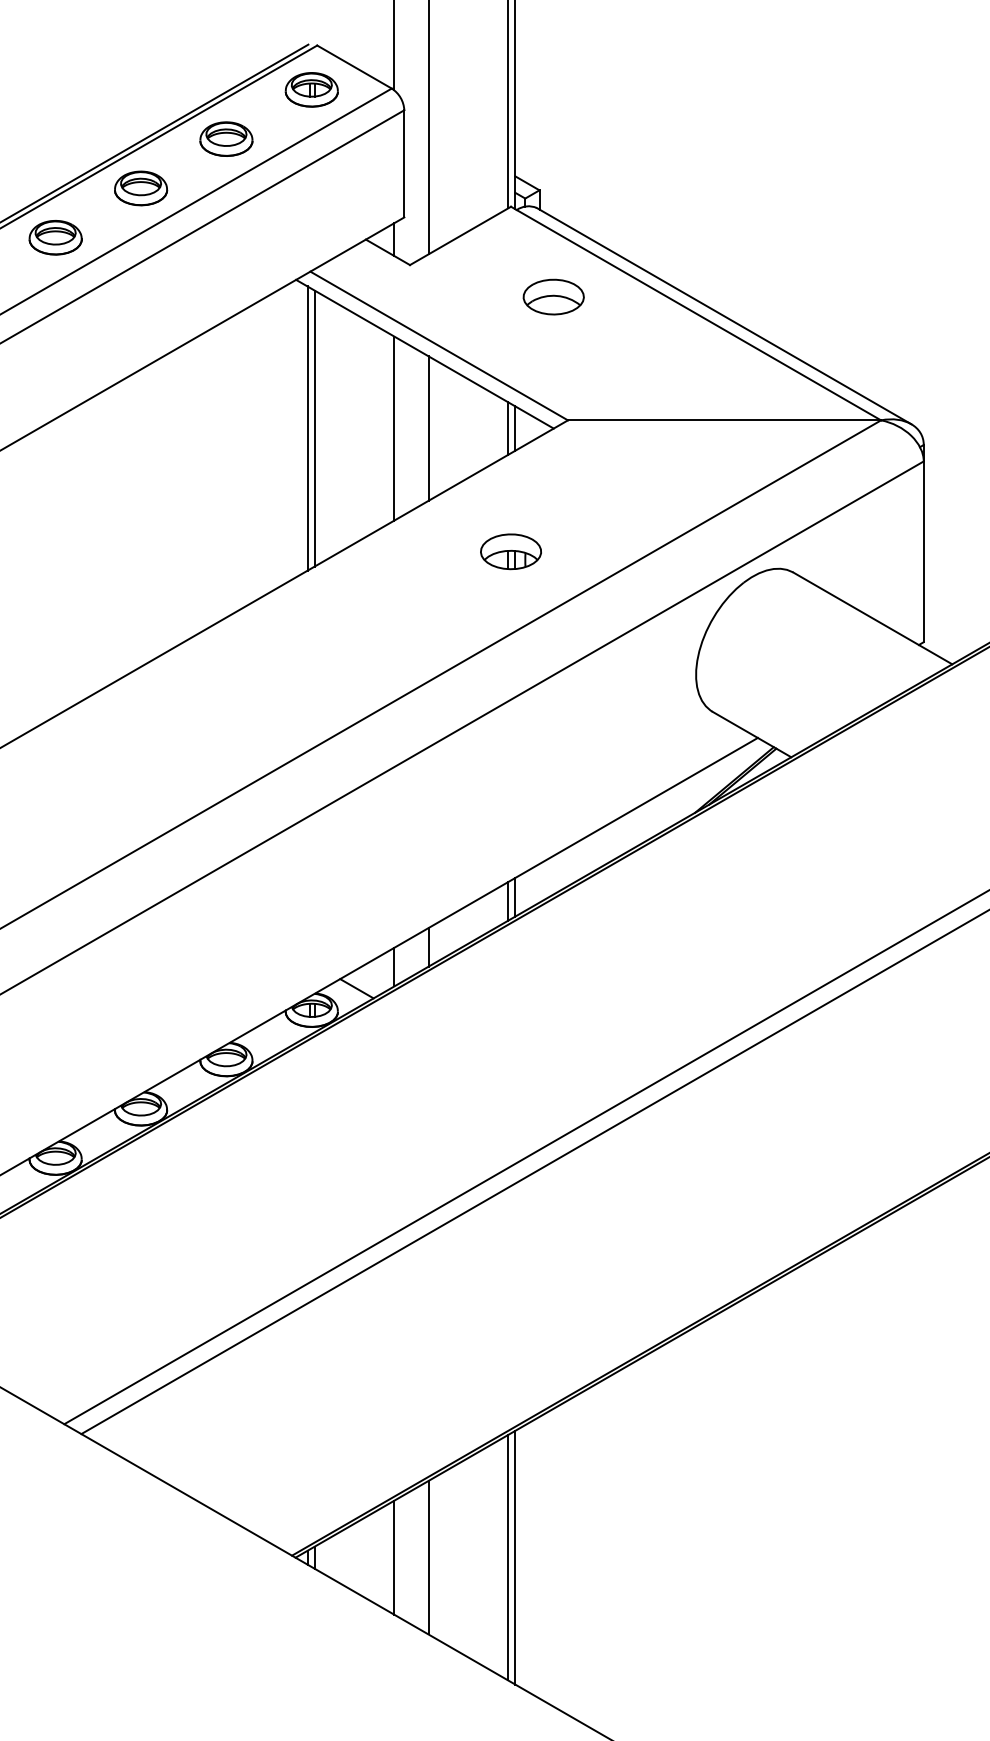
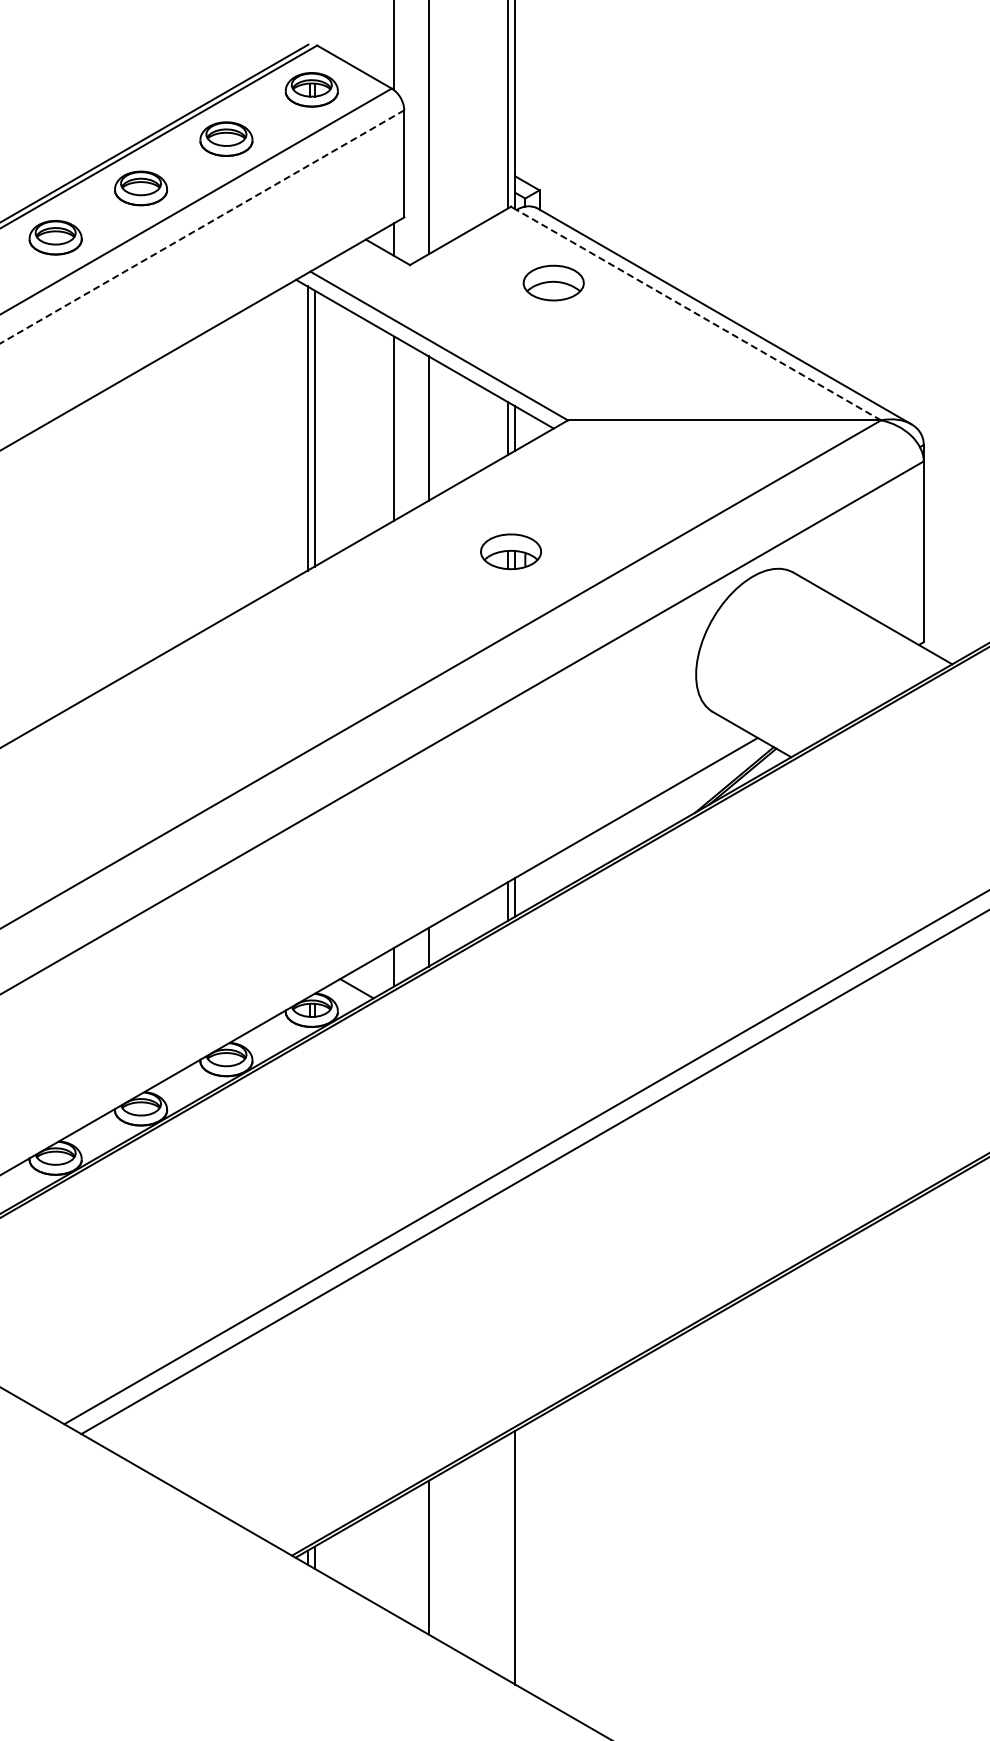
line: solid -> dashed (201, 227)
part position: (553, 296) -> (553, 282) (553, 282)
line: solid -> dashed (698, 314)
line: present -> none (394, 1557)
line: present -> none (508, 1557)
